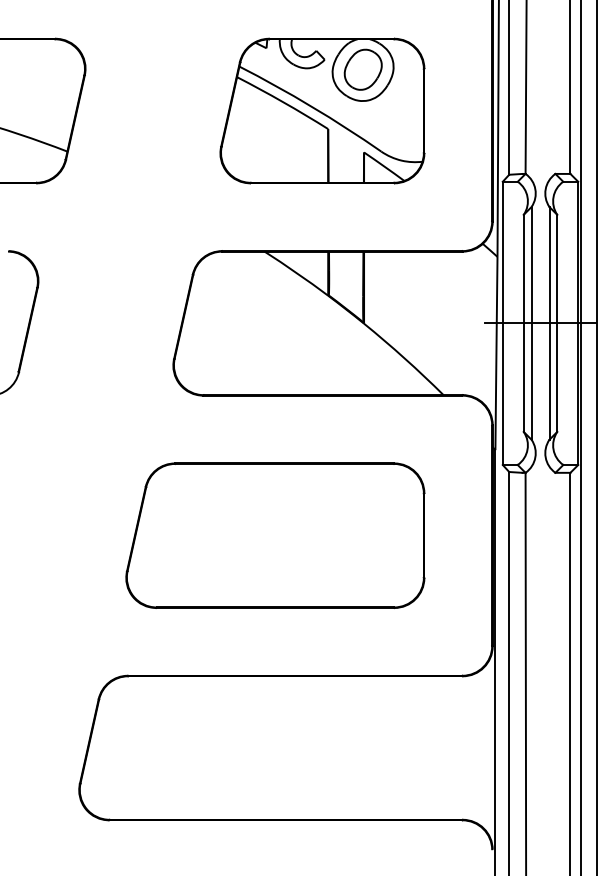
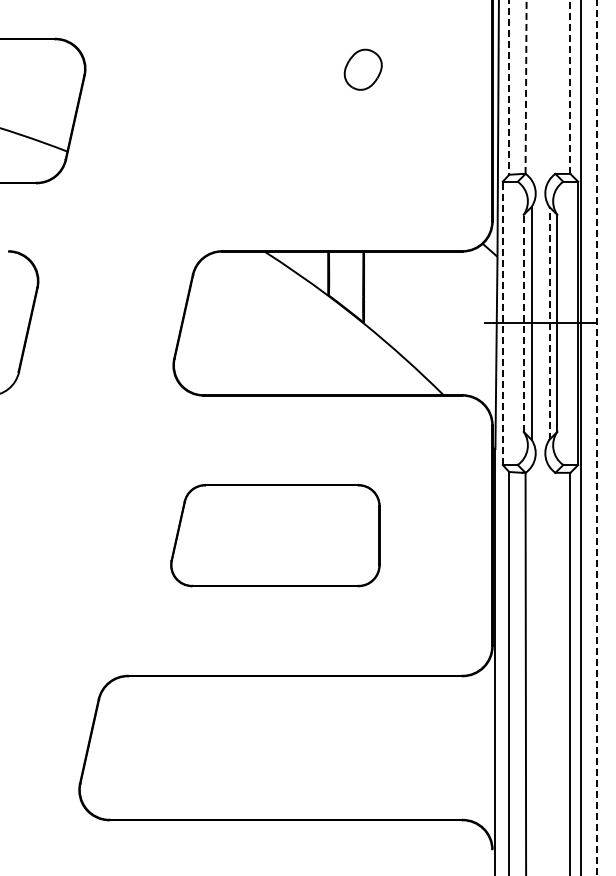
line: solid -> dashed (509, 87)
line: solid -> dashed (526, 87)
line: solid -> dashed (570, 87)
part: present -> none (322, 110)
line: solid -> dashed (549, 322)
line: solid -> dashed (502, 323)
line: solid -> dashed (523, 323)
line: solid -> dashed (597, 438)
part size: 301x147 px -> 211x104 px (275, 535)
